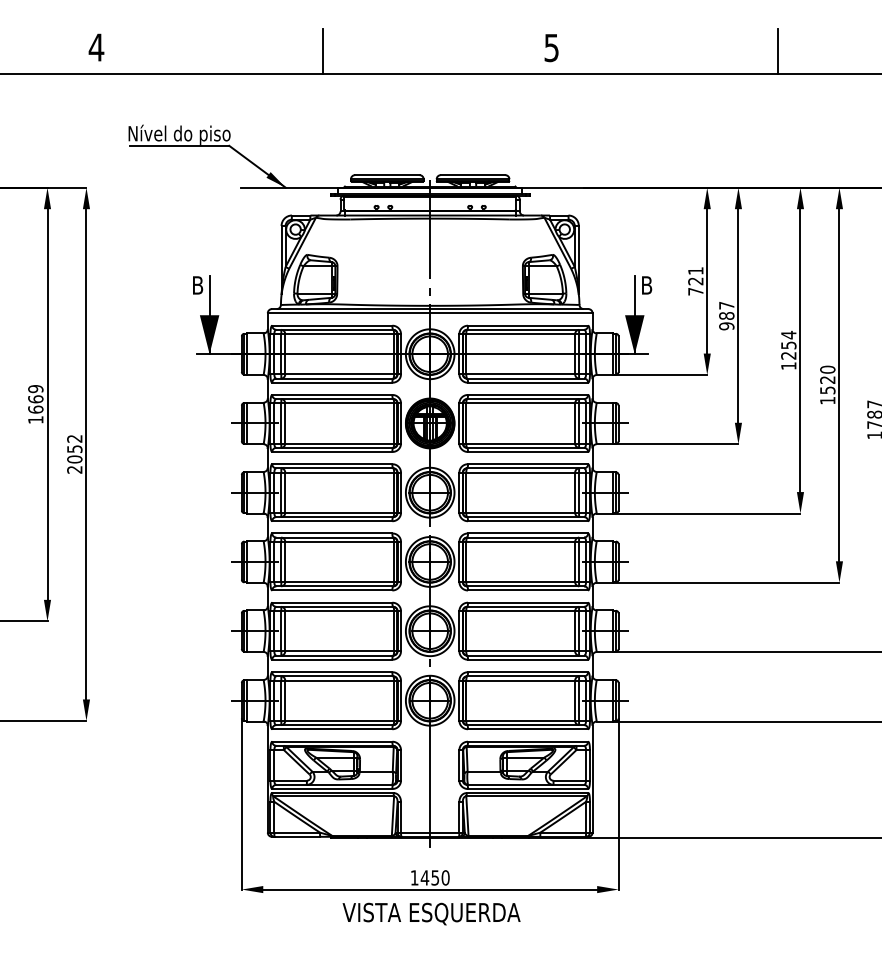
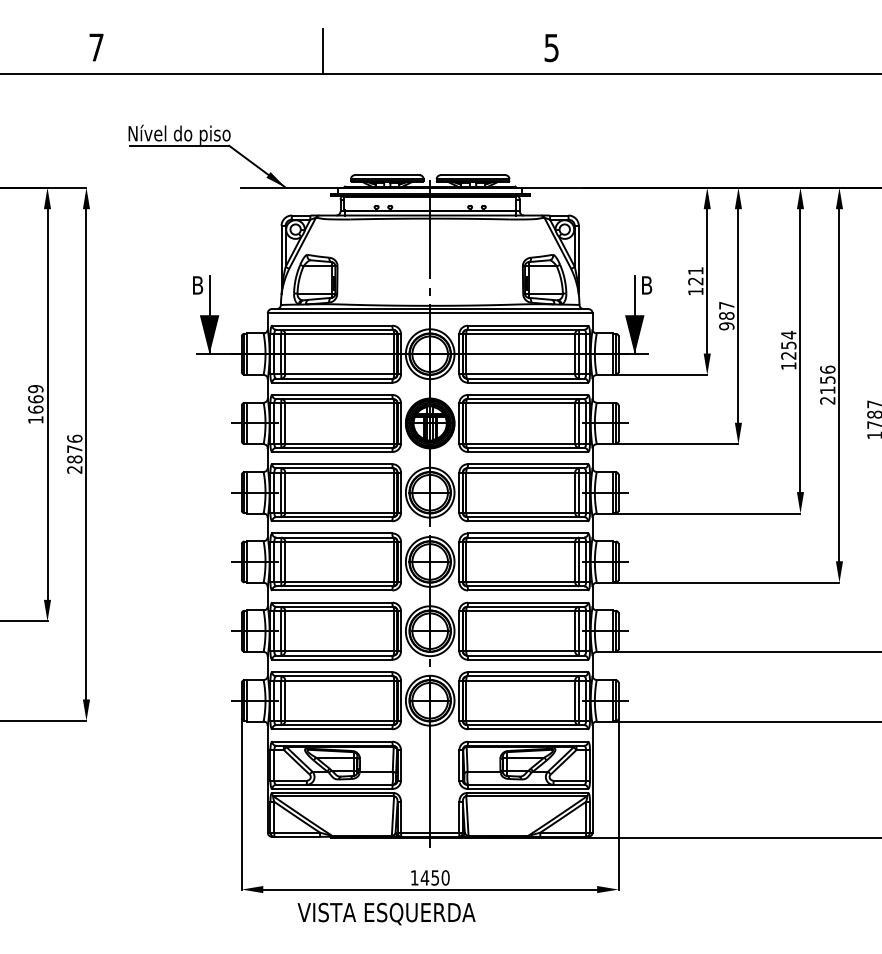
text: 4 -> 7 (96, 47)
line: present -> none (777, 51)
text: 721 -> 121 (695, 291)
text: 1520 -> 2156 (827, 384)
text: 2052 -> 2876 (74, 448)
text position: (431, 913) -> (386, 913) (386, 913)
